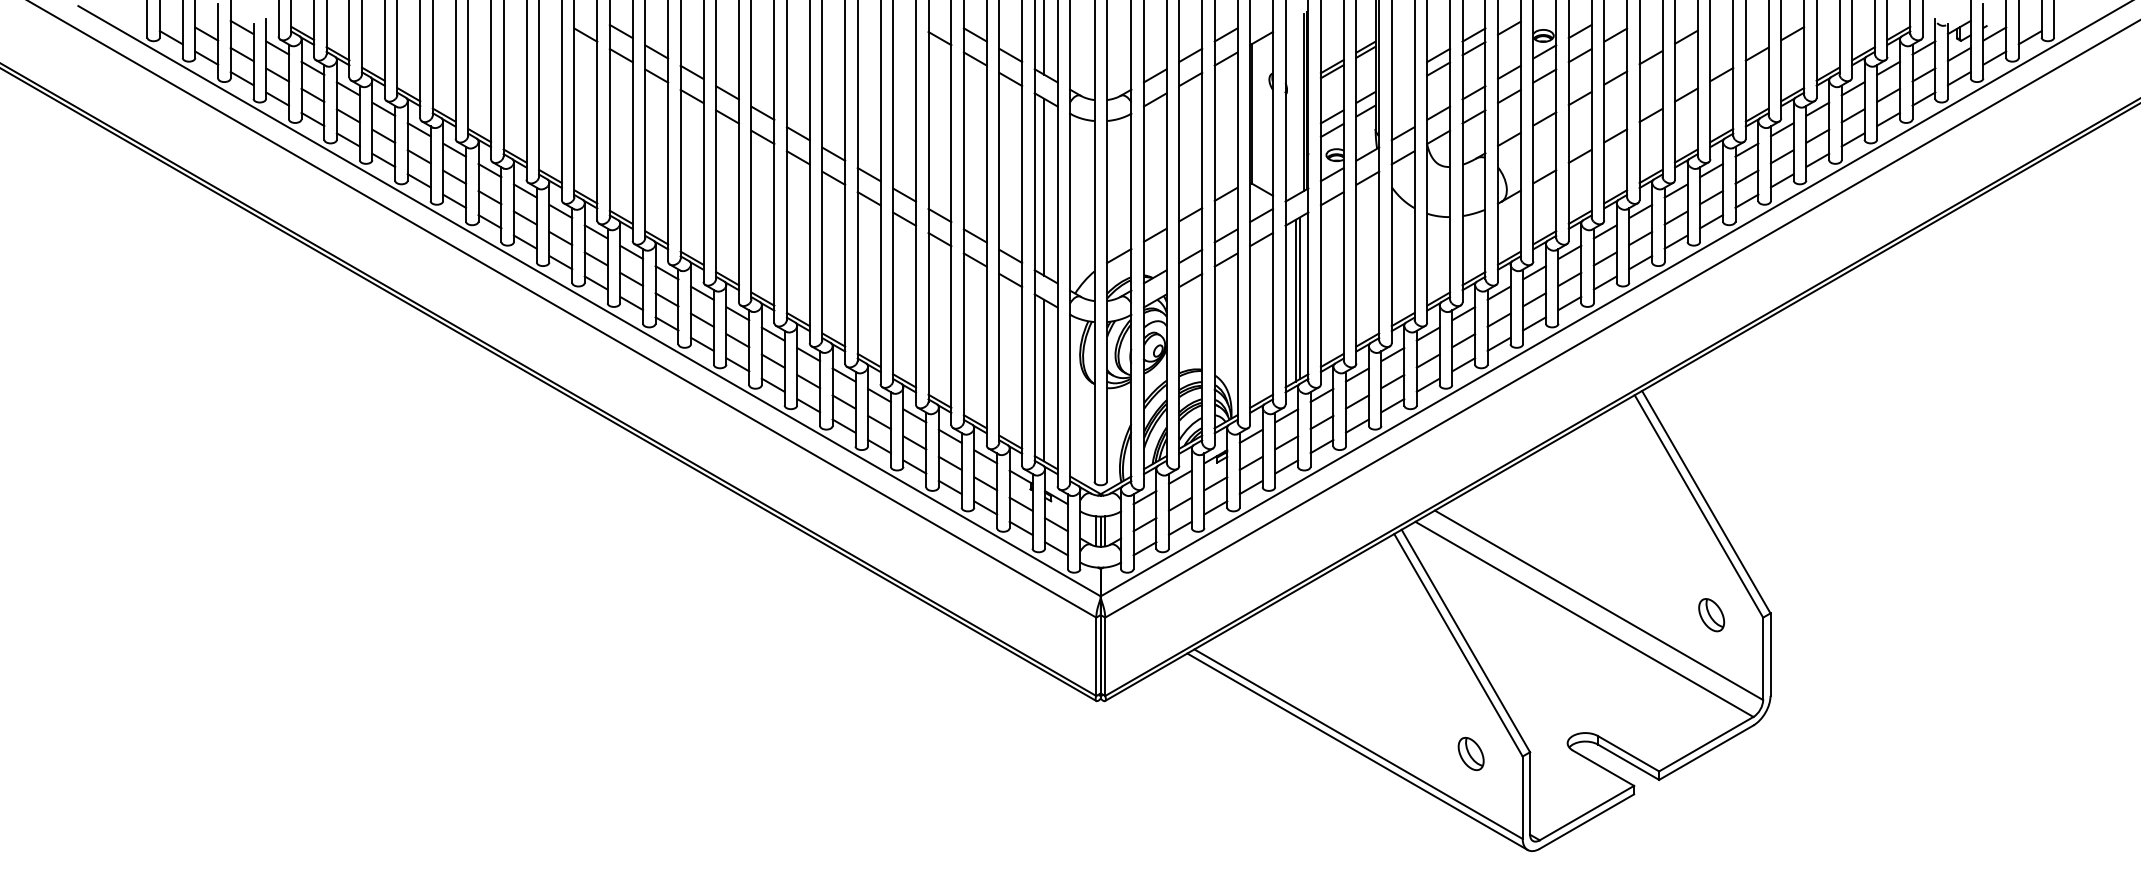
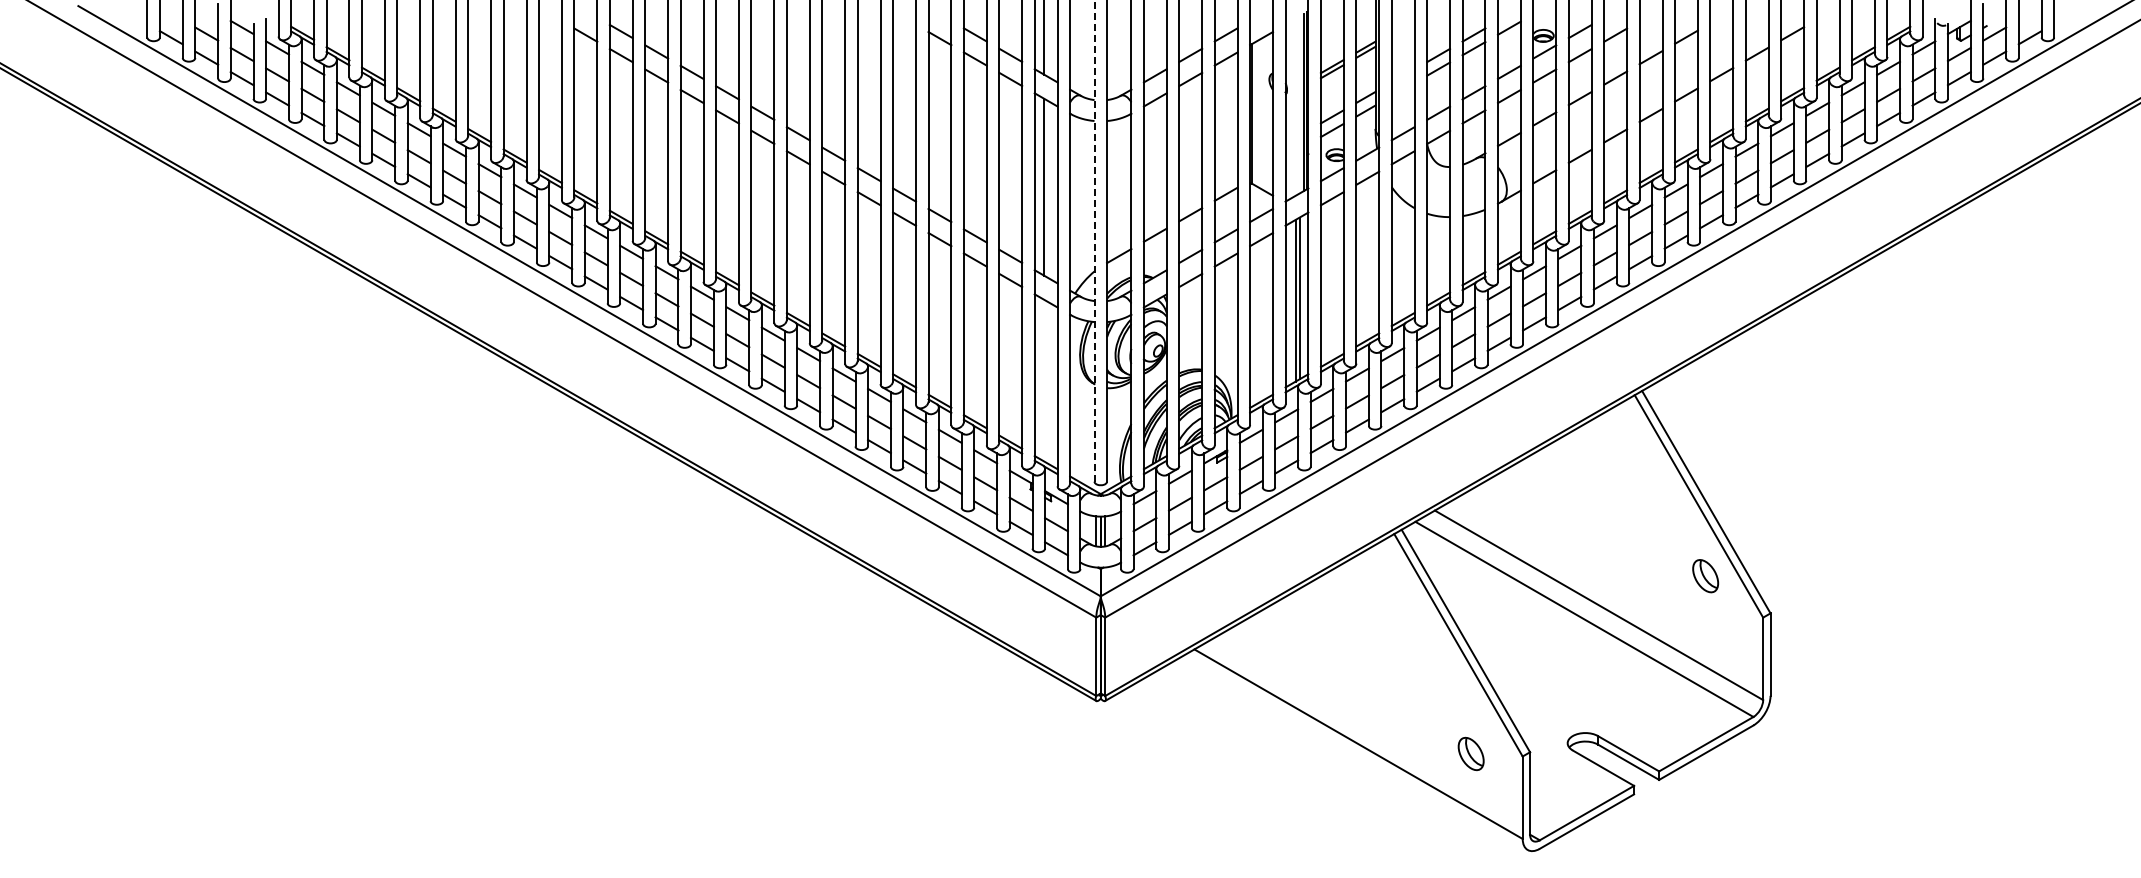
line: solid -> dashed (1094, 240)
line: present -> none (1044, 380)
part position: (1711, 615) -> (1705, 576) (1705, 576)
line: present -> none (1357, 751)
